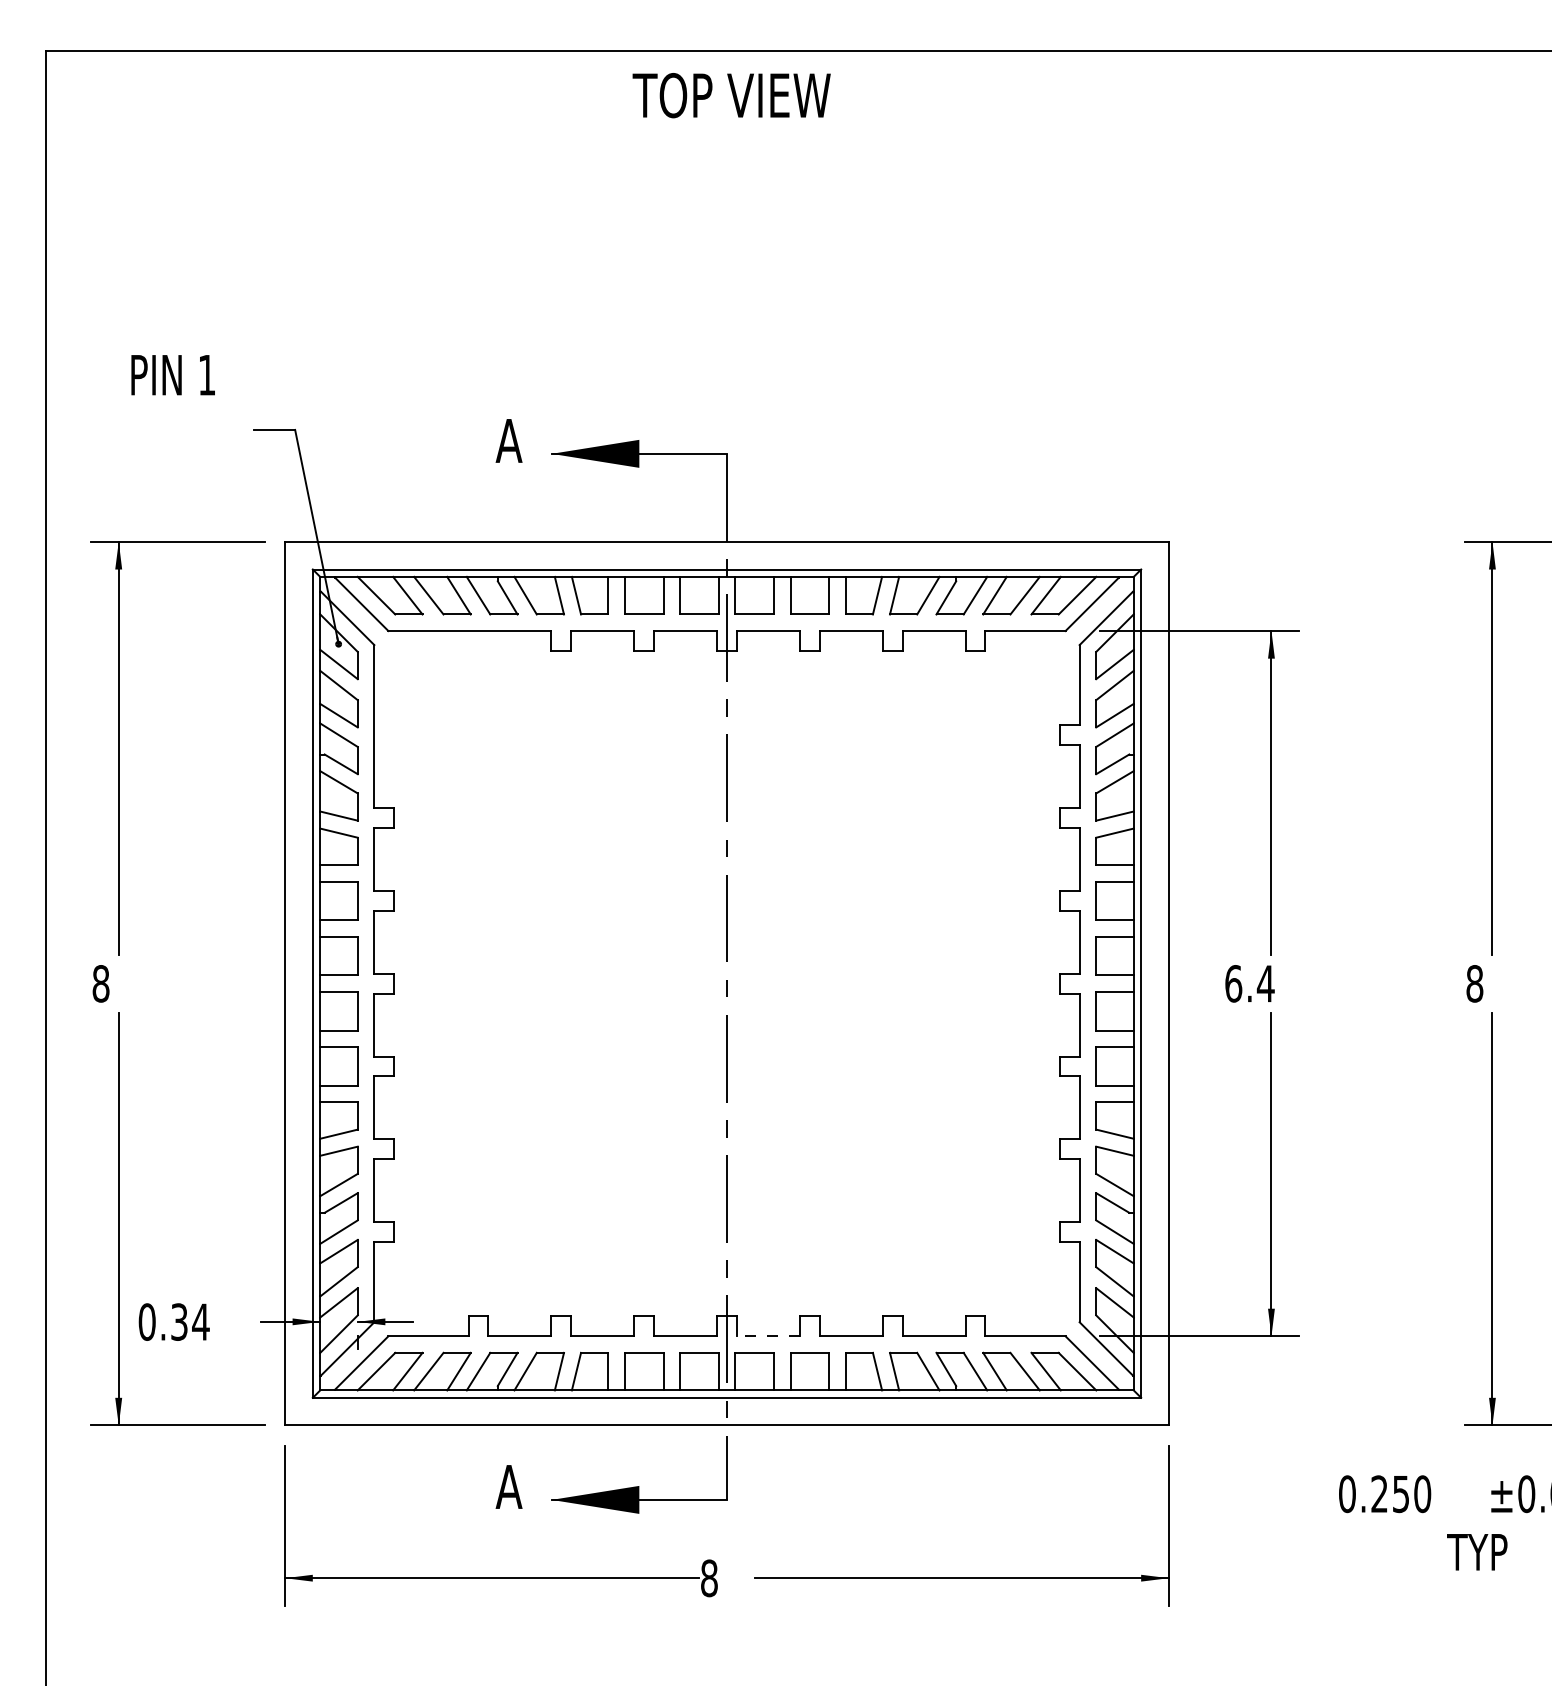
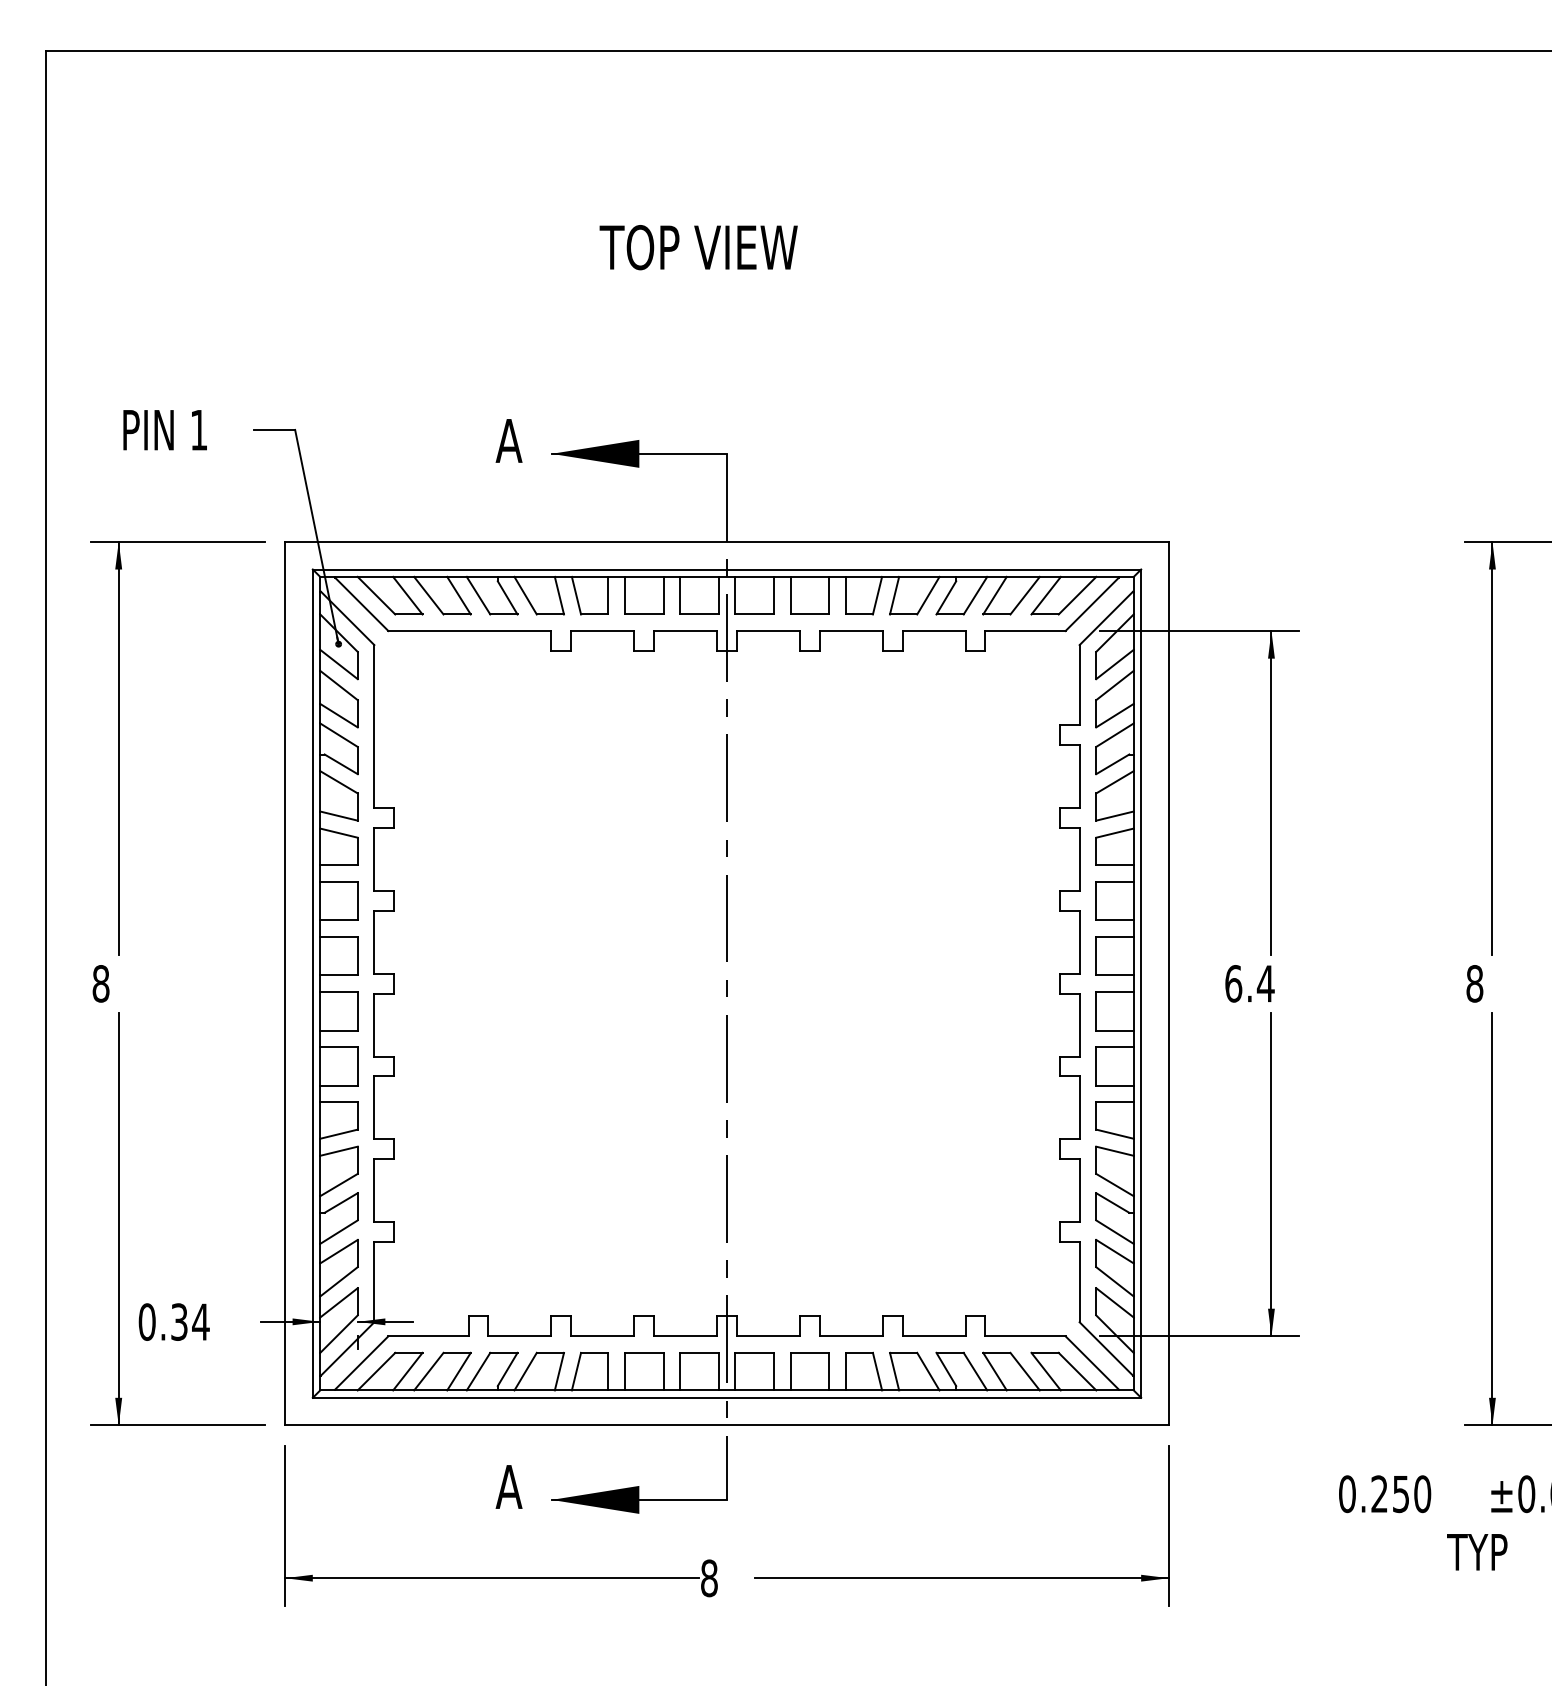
text position: (731, 95) -> (698, 247) (698, 247)
text position: (172, 375) -> (164, 430) (164, 430)
line: dashed -> solid (767, 1336)
